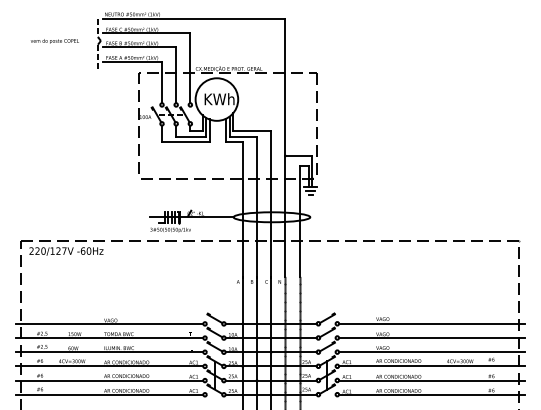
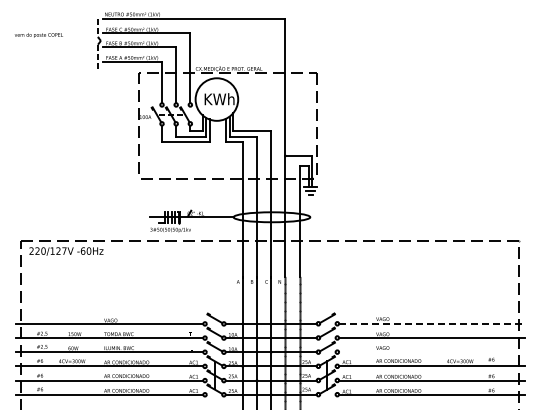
text position: (54, 41) -> (38, 35) (38, 35)
line: solid -> dashed (431, 323)
line: present -> none (431, 352)
